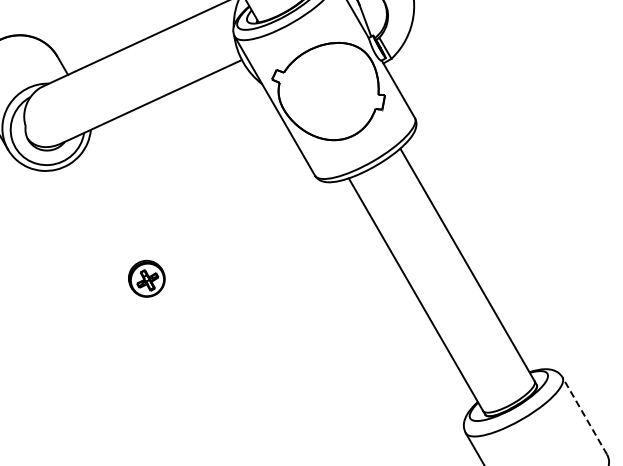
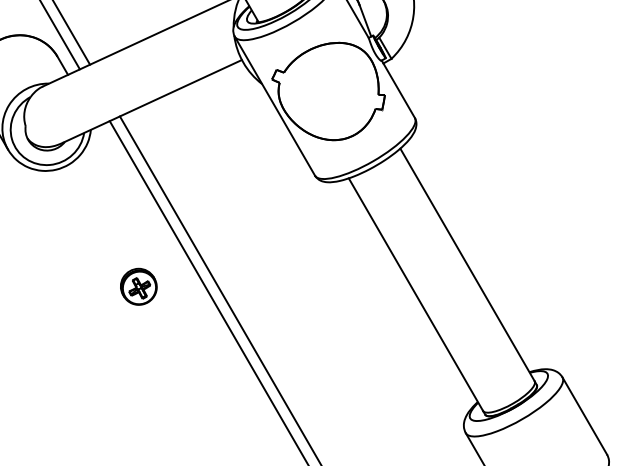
line: none -> present (72, 33)
line: none -> present (60, 35)
part position: (146, 278) -> (138, 286) (138, 286)
line: none -> present (219, 289)
line: none -> present (207, 291)
line: dashed -> solid (584, 416)
